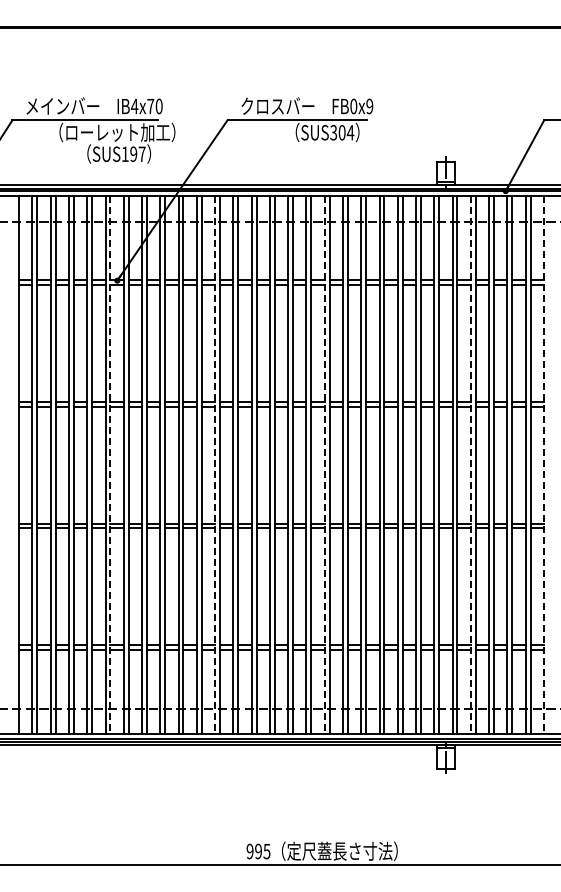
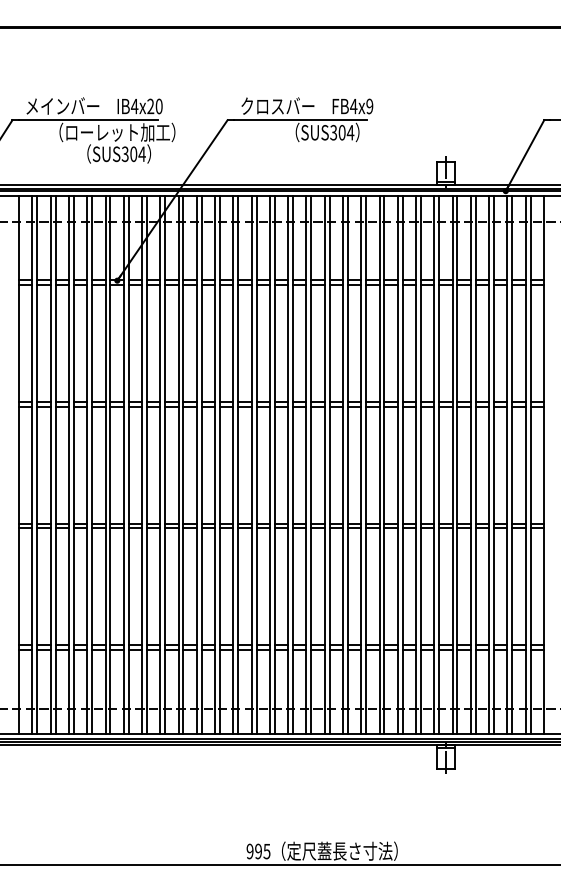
text: IB4x70 -> IB4x20 (150, 106)
text: FB0x9 -> FB4x9 (353, 106)
text: SUS197 -> SUS304 (133, 154)
line: dashed -> solid (110, 465)
line: dashed -> solid (215, 465)
line: dashed -> solid (324, 465)
line: dashed -> solid (470, 465)
line: dashed -> solid (543, 465)
